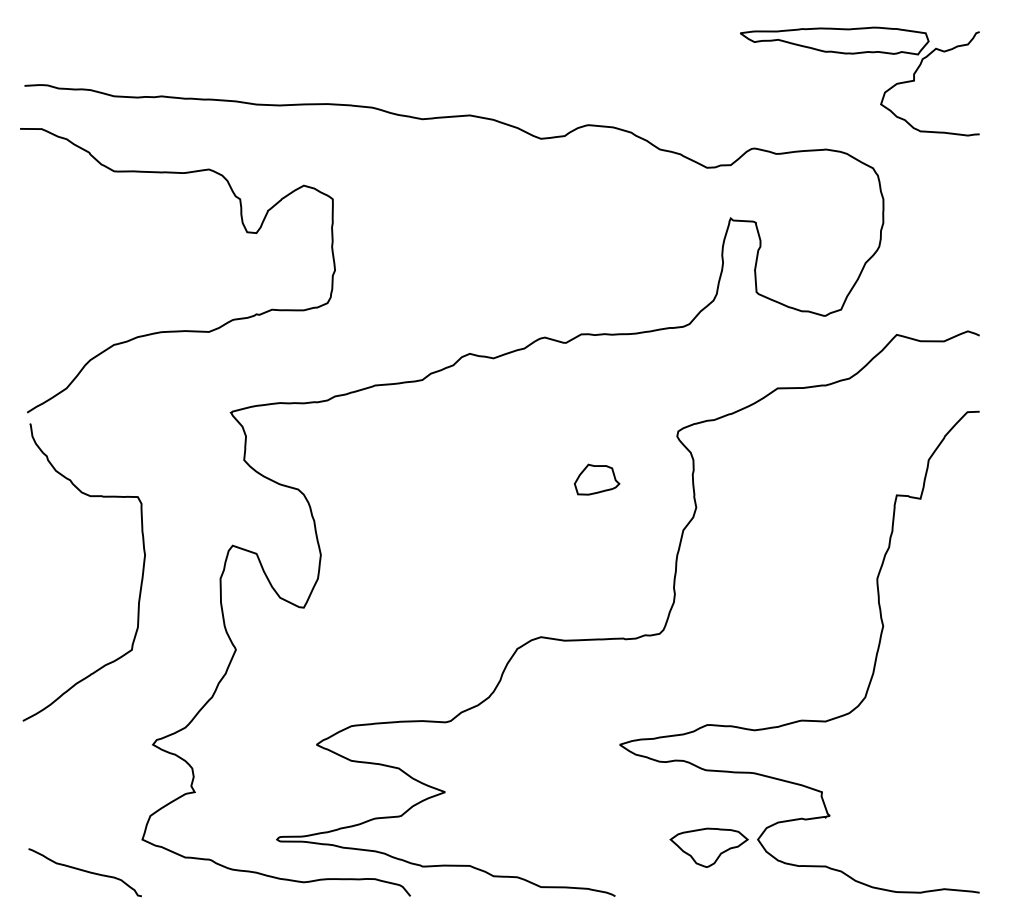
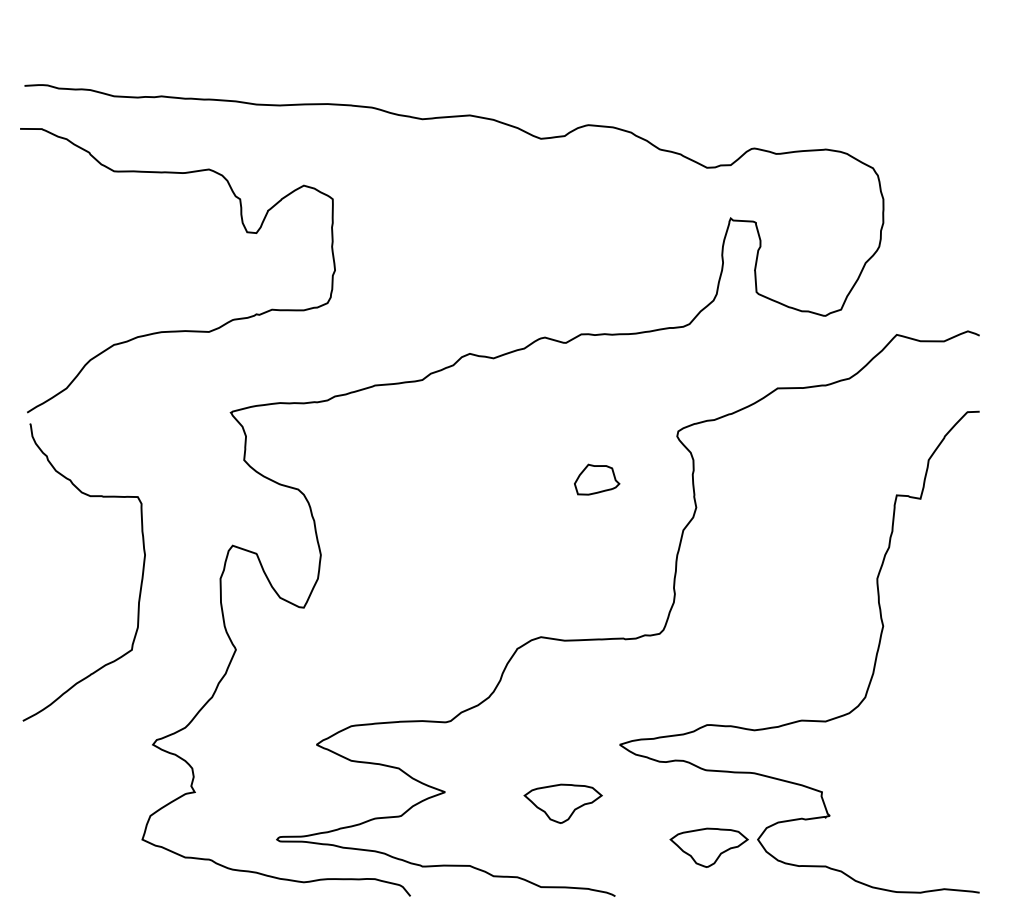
part: present -> none (883, 93)
part: none -> present (562, 803)
curve: present -> none (84, 871)
